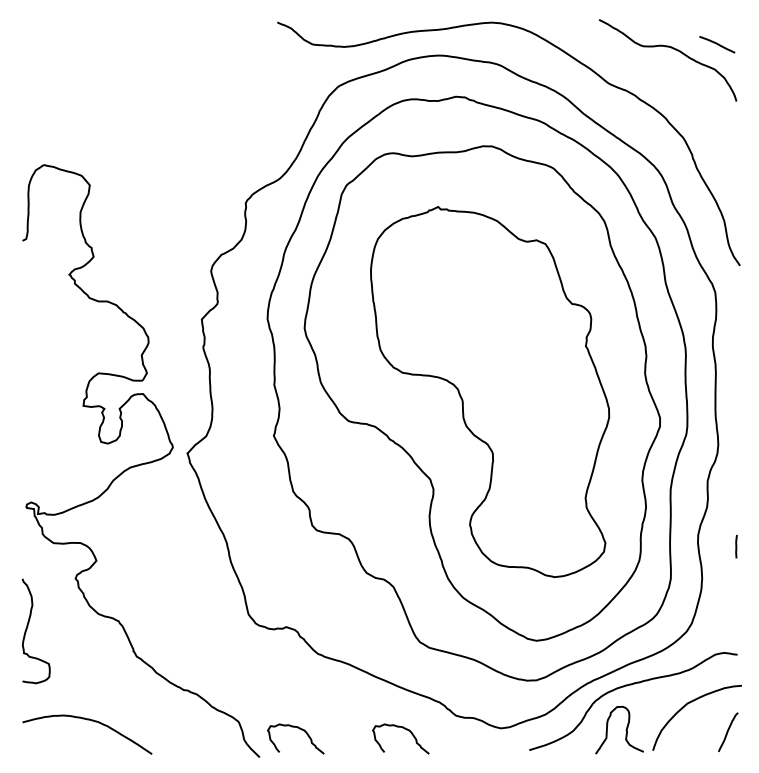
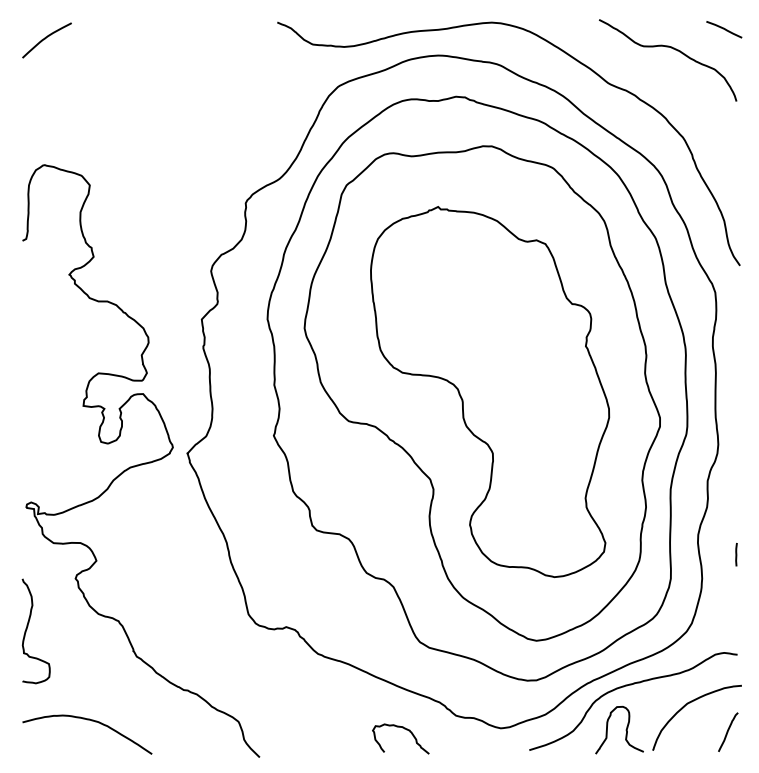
curve: none -> present (45, 39)
line position: (717, 44) -> (724, 29) (724, 29)
line position: (736, 546) -> (736, 554) (736, 554)
curve: present -> none (299, 729)
